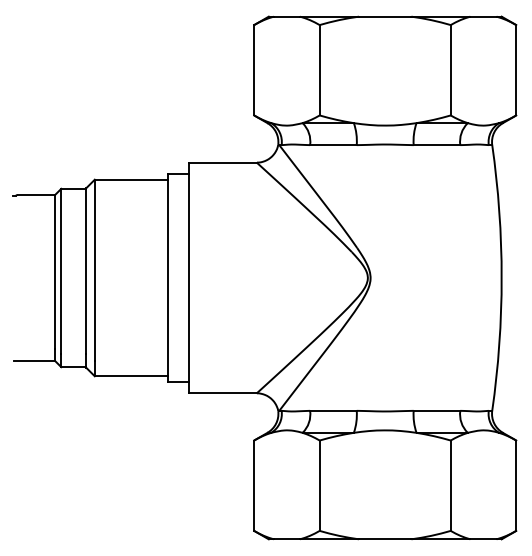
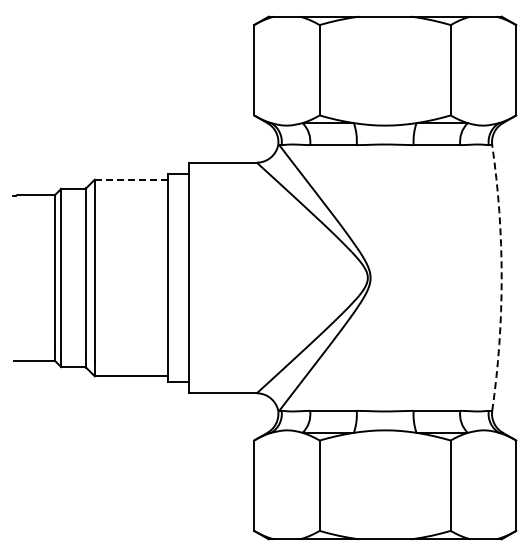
line: solid -> dashed (131, 179)
arc: solid -> dashed (501, 278)
